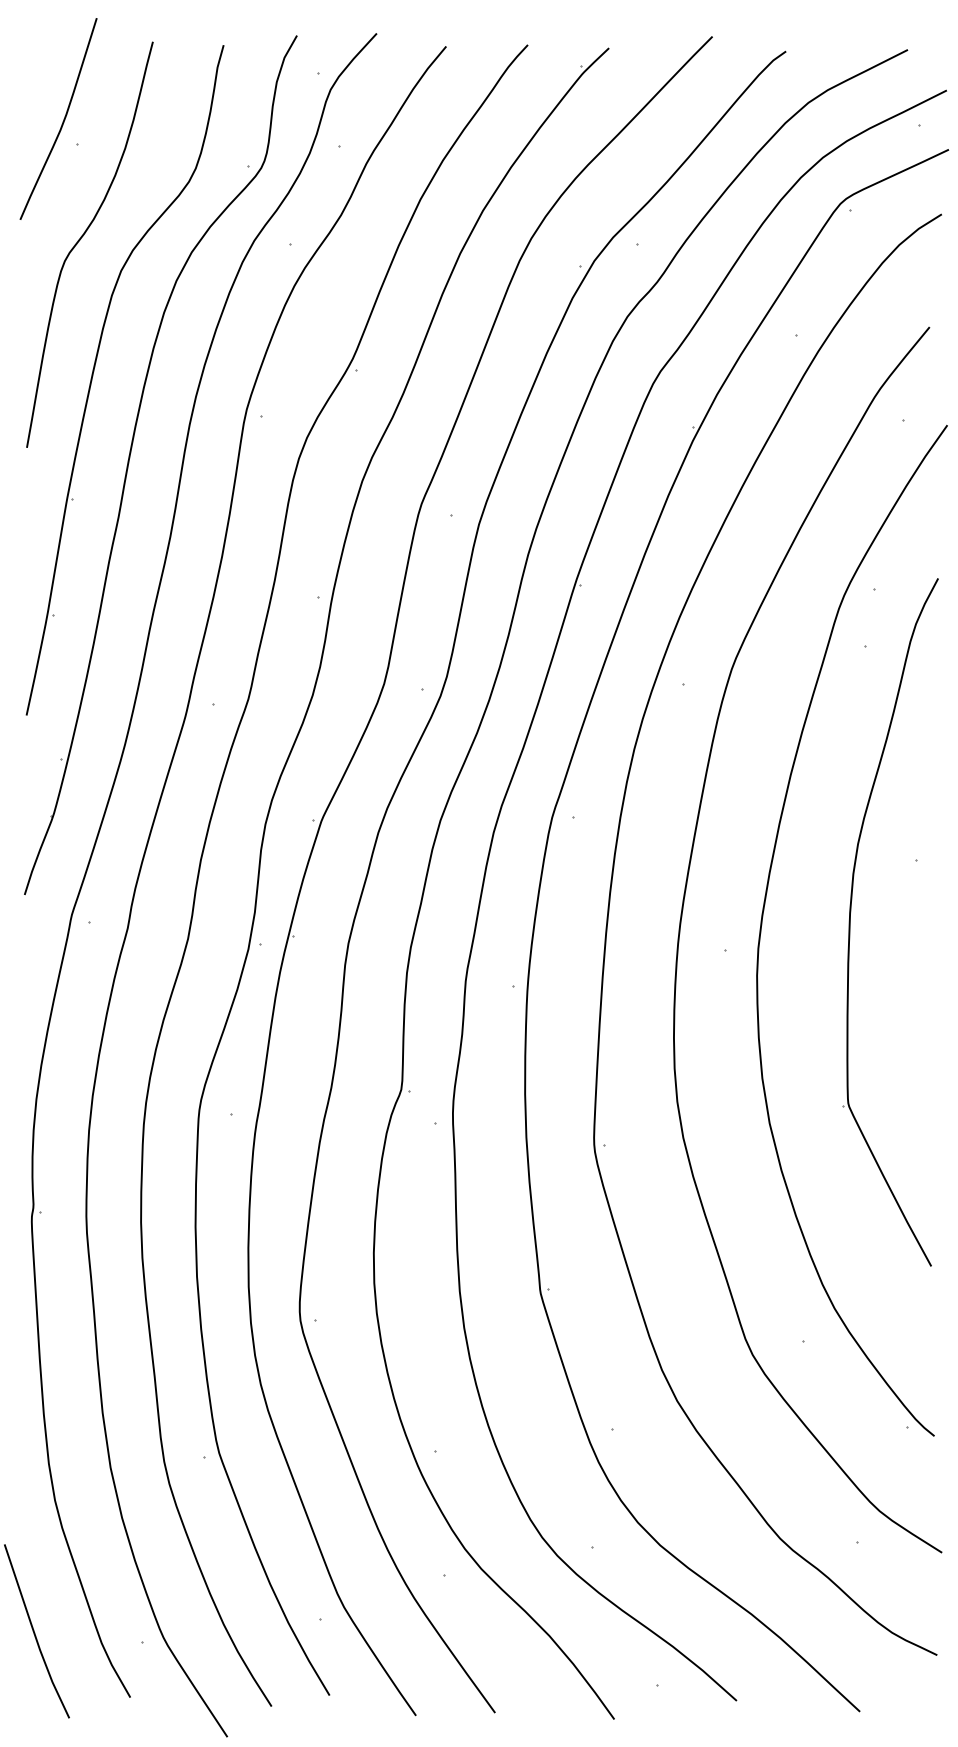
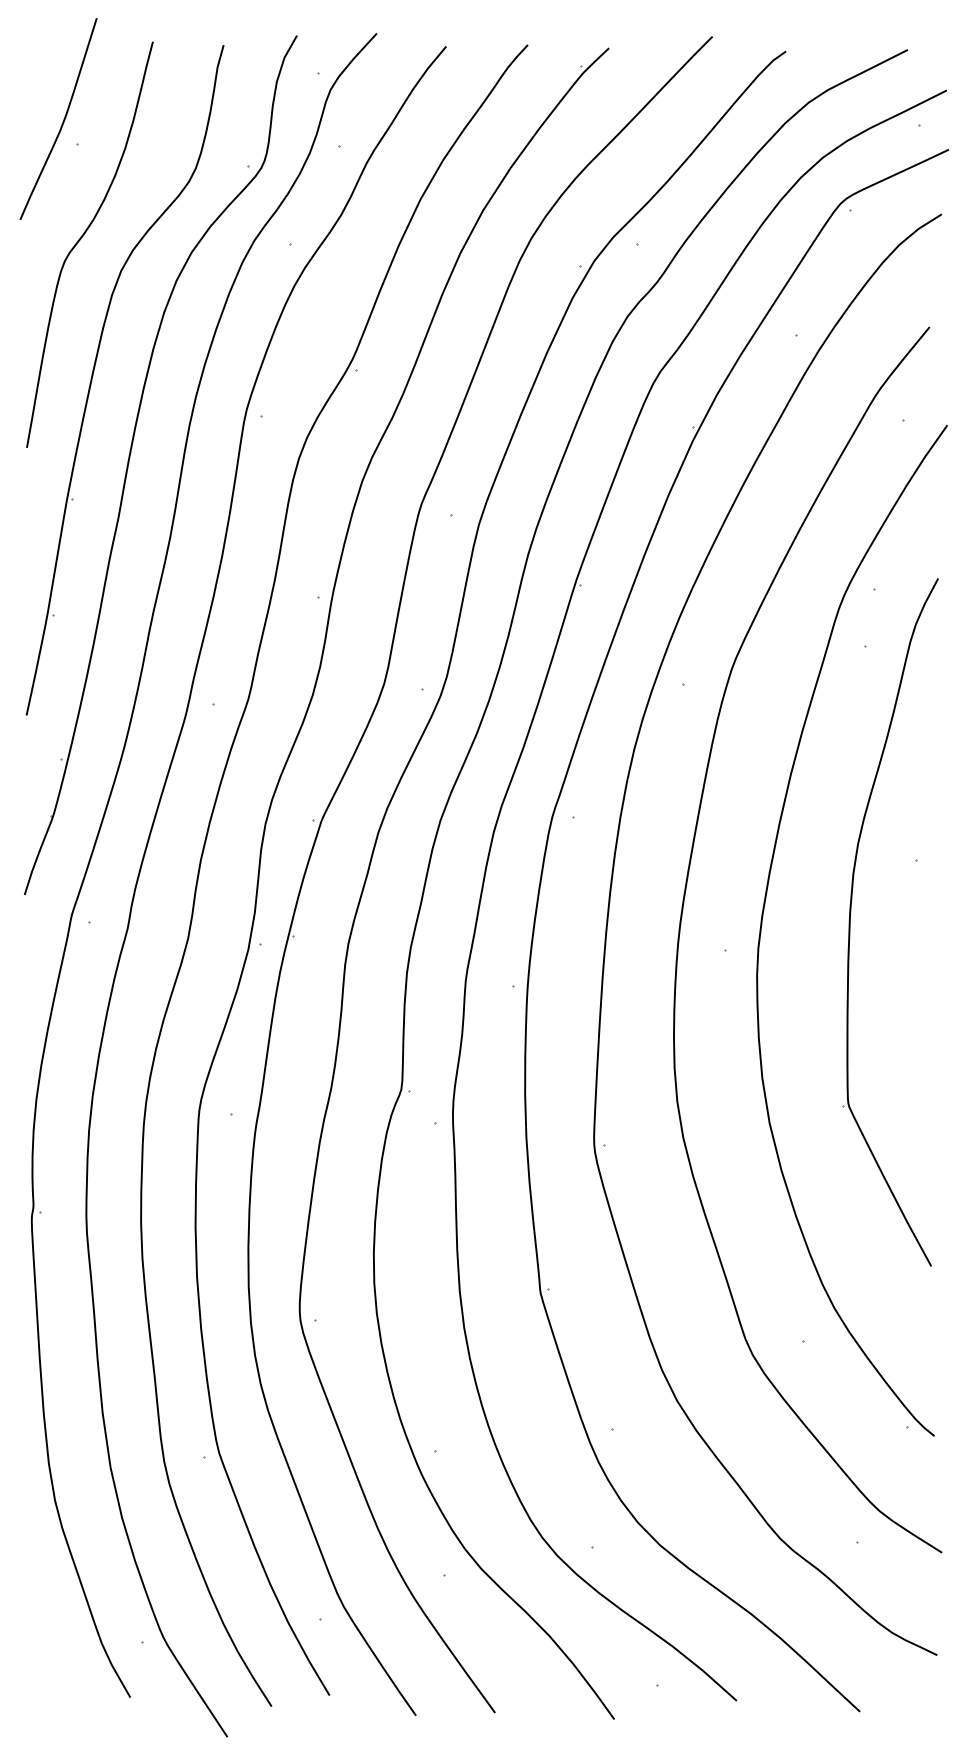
line: present -> none (34, 1631)
